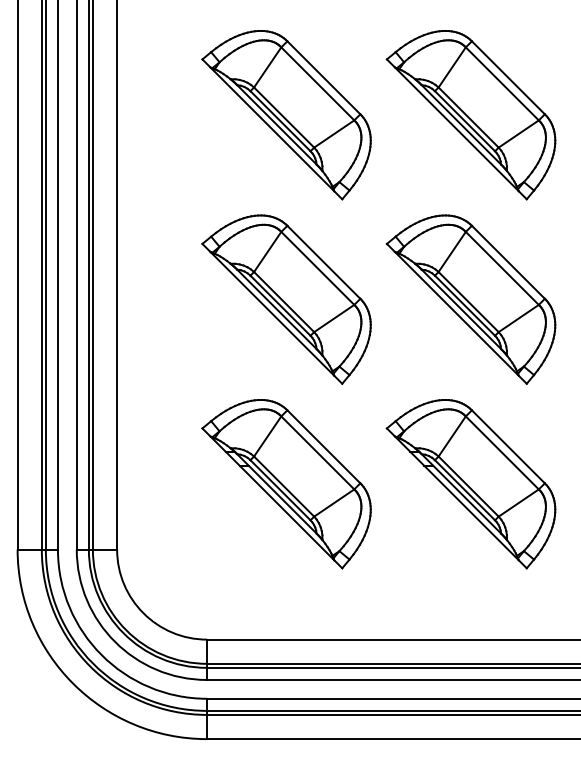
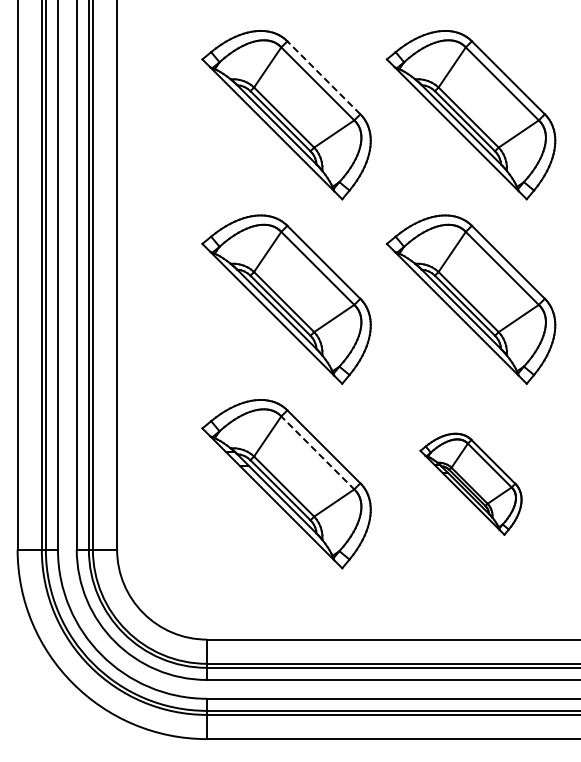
line: solid -> dashed (323, 77)
line: solid -> dashed (318, 453)
part size: 172x171 px -> 104x104 px (470, 483)
